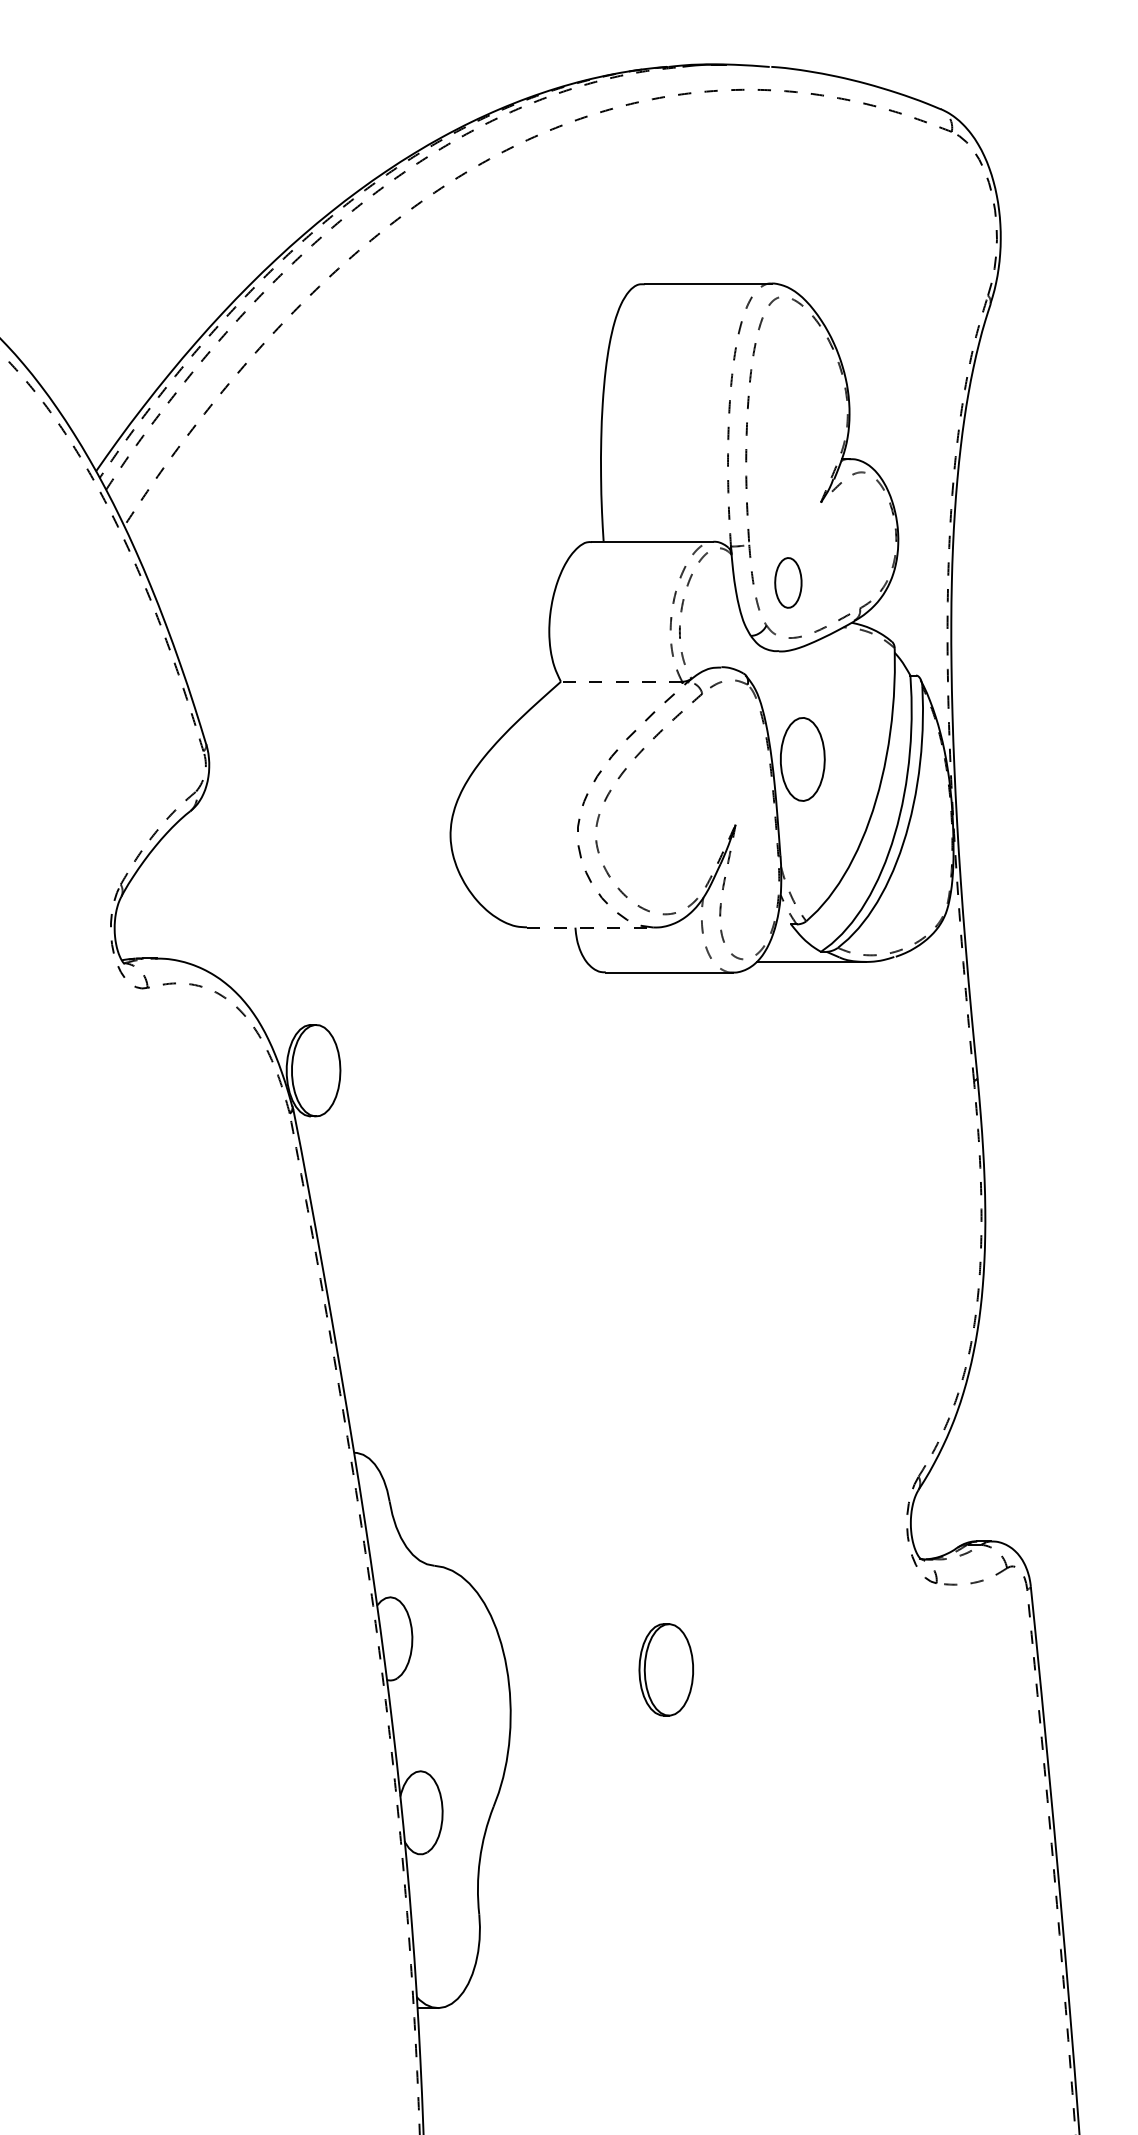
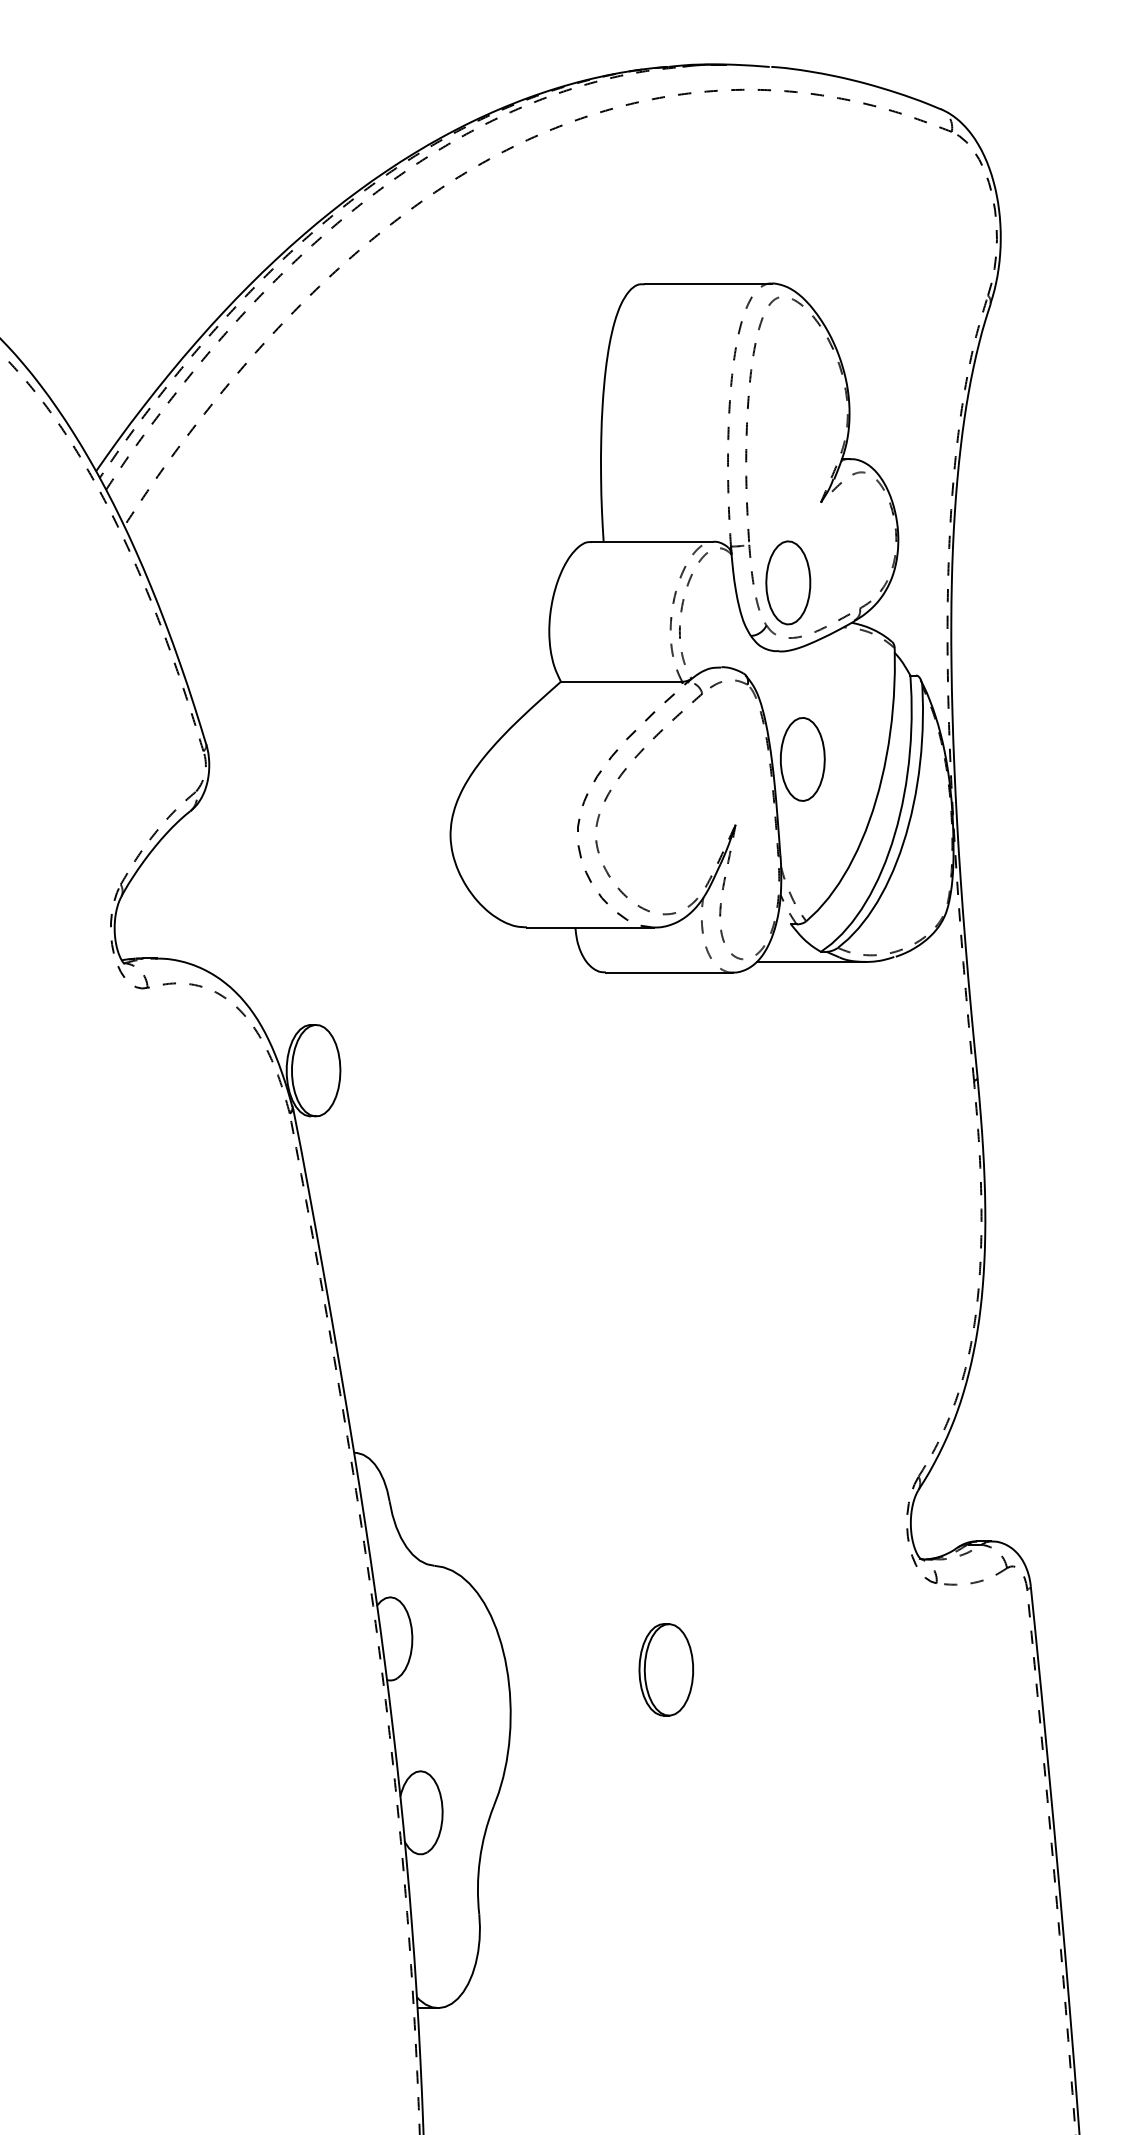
part size: 29x52 px -> 47x86 px (788, 582)
line: dashed -> solid (621, 681)
line: dashed -> solid (590, 927)
